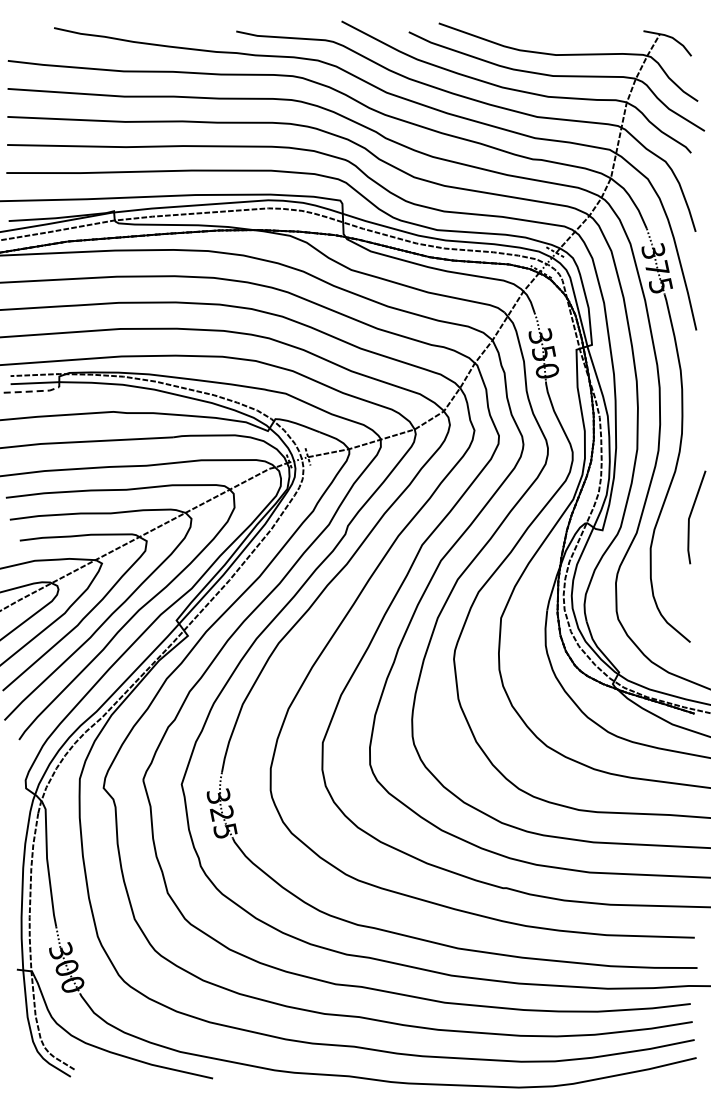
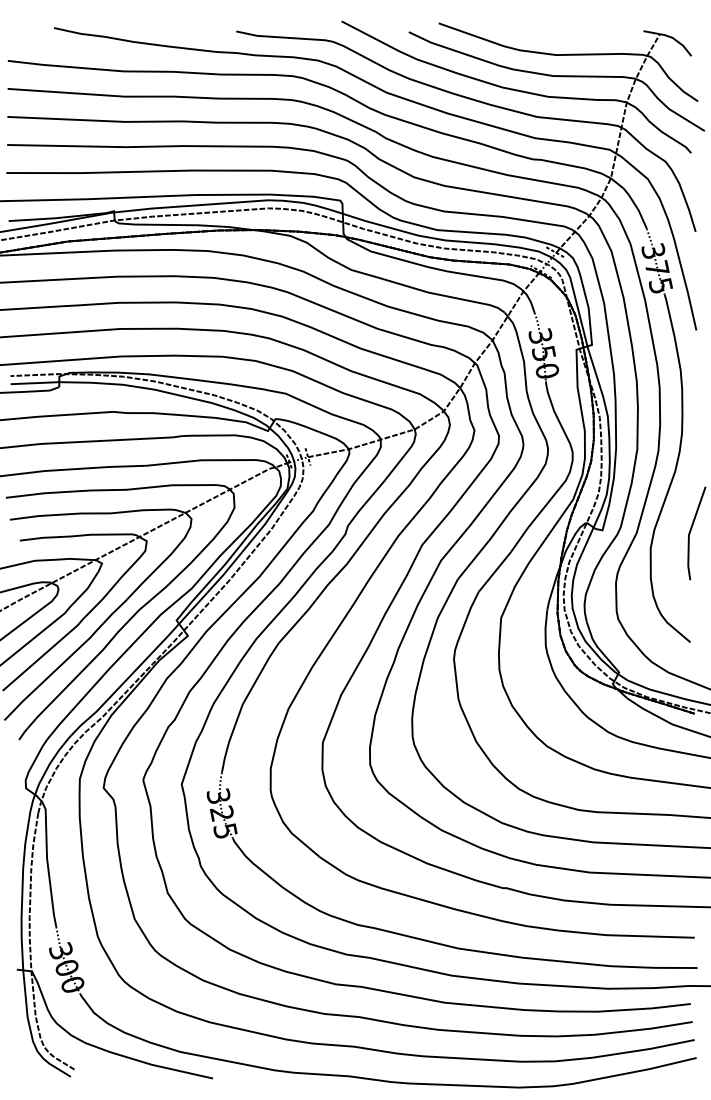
line: dashed -> solid (30, 391)
line position: (691, 515) -> (691, 531) (691, 531)
